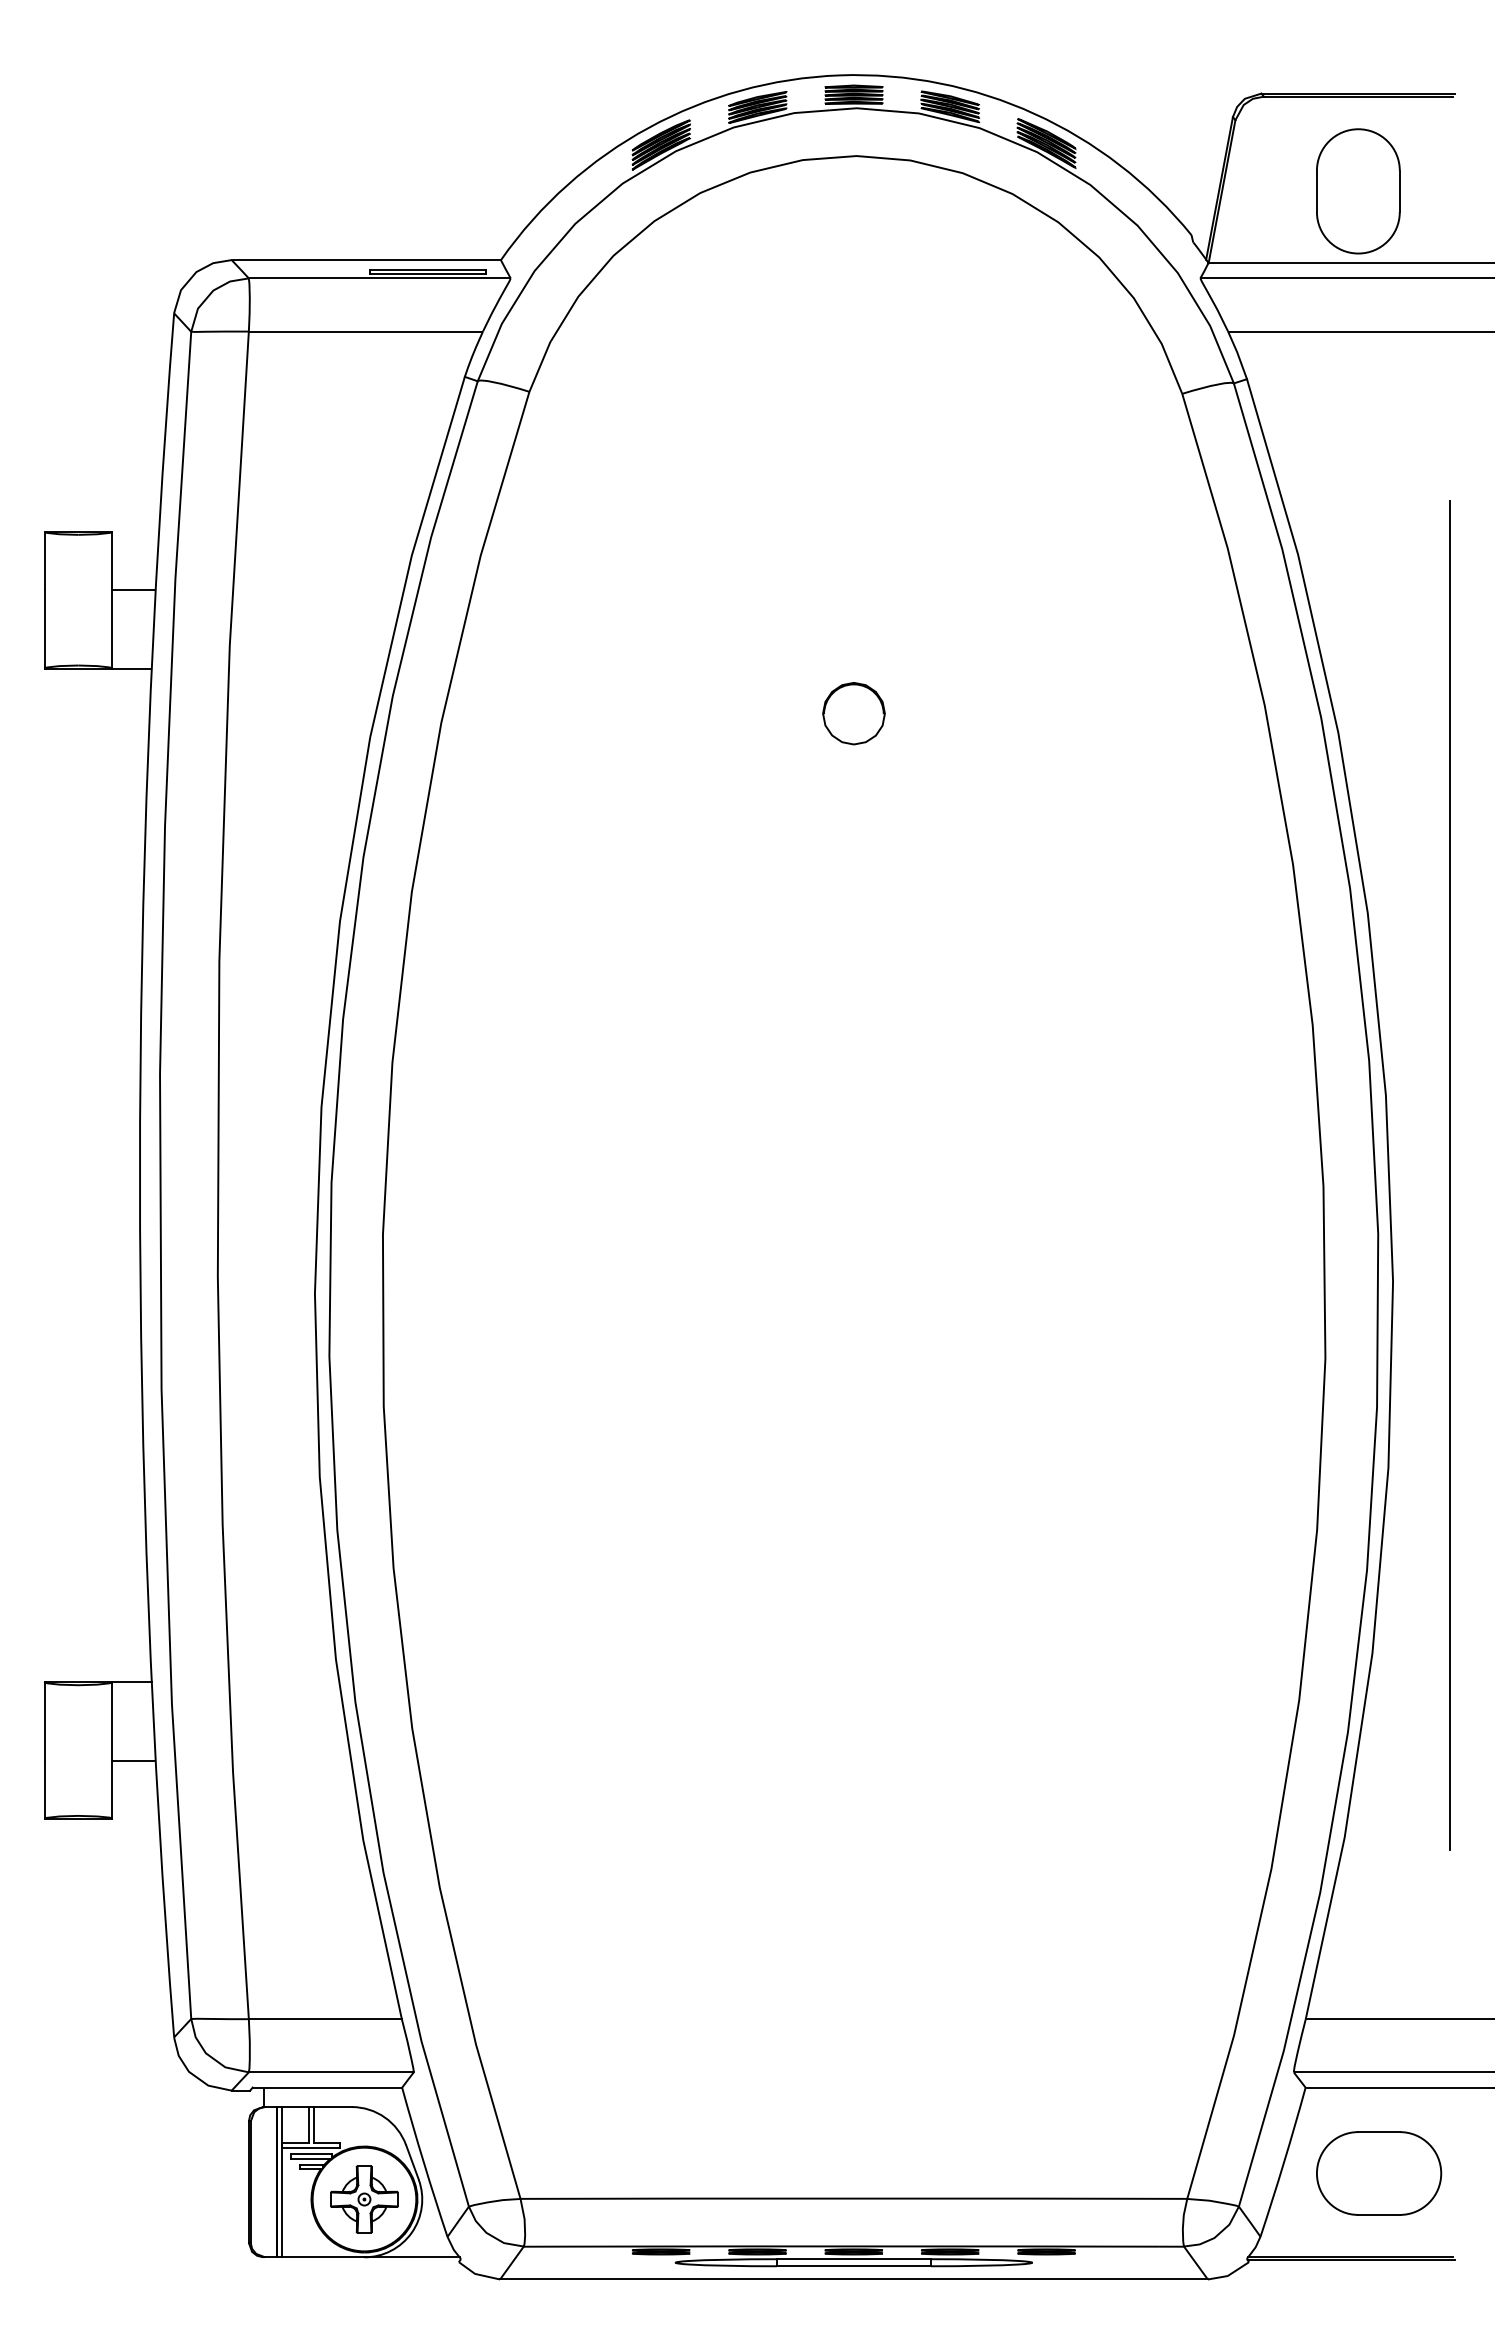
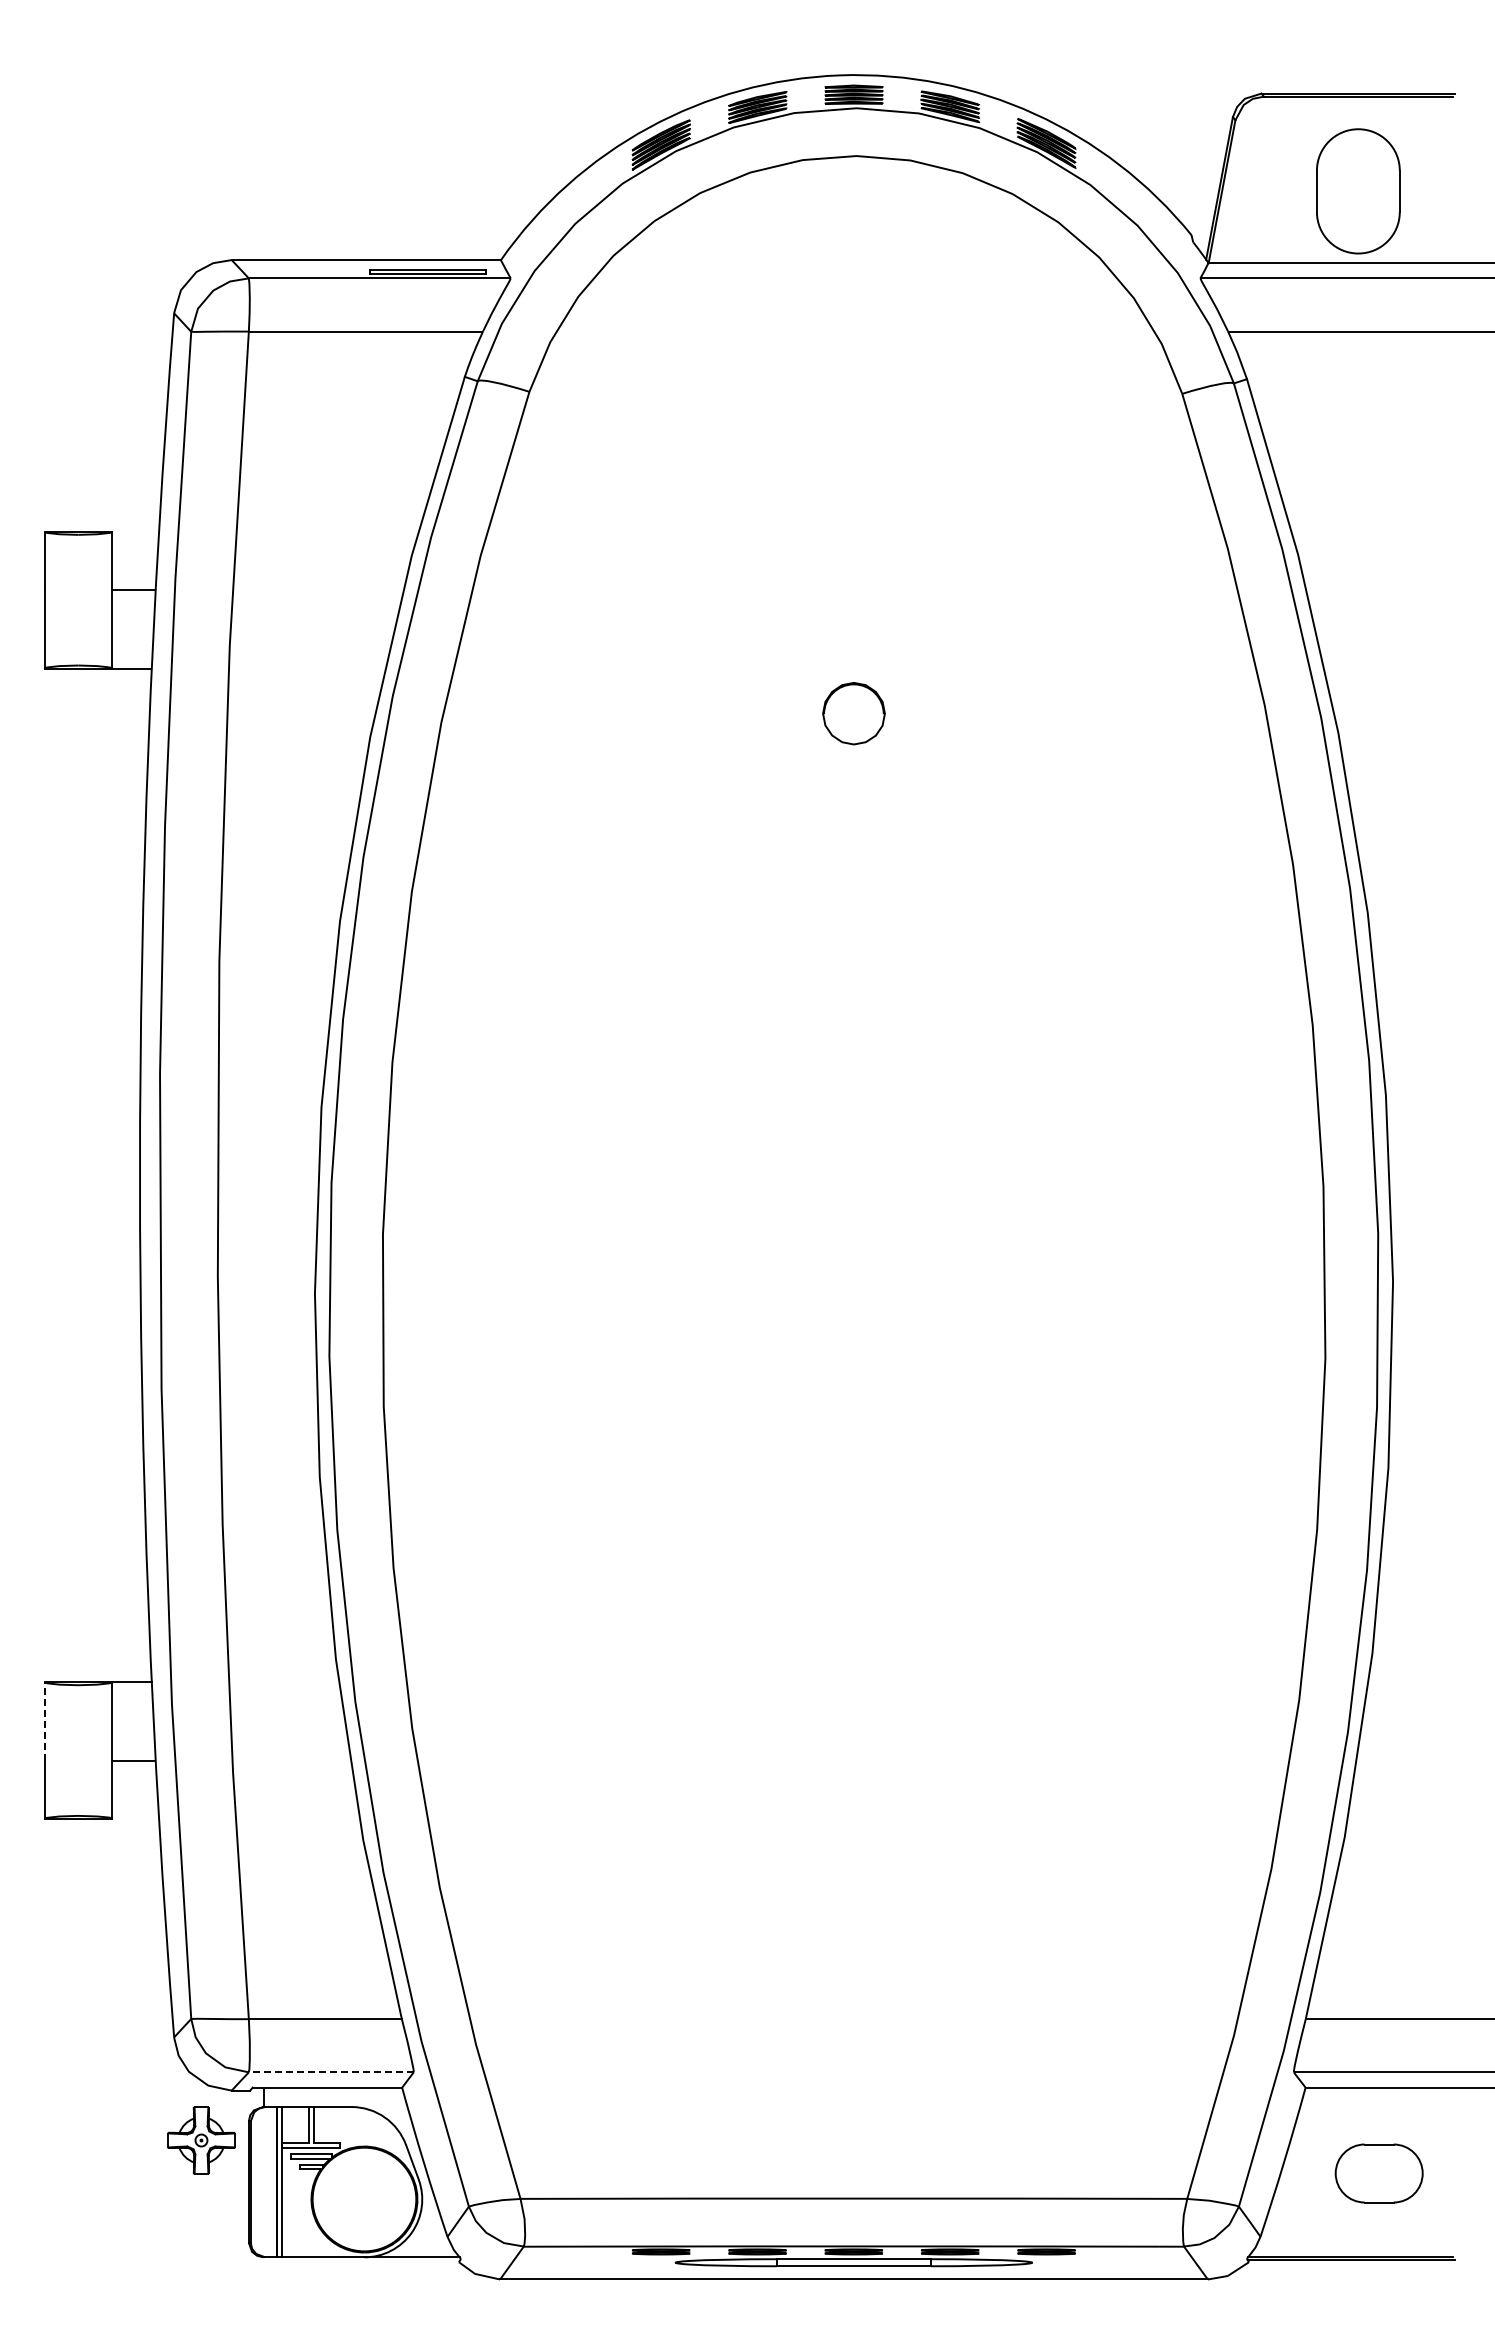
line: present -> none (1450, 1174)
line: solid -> dashed (44, 1721)
line: solid -> dashed (330, 2072)
part size: 127x85 px -> 90x61 px (1378, 2173)
part position: (364, 2199) -> (201, 2140) (201, 2140)
